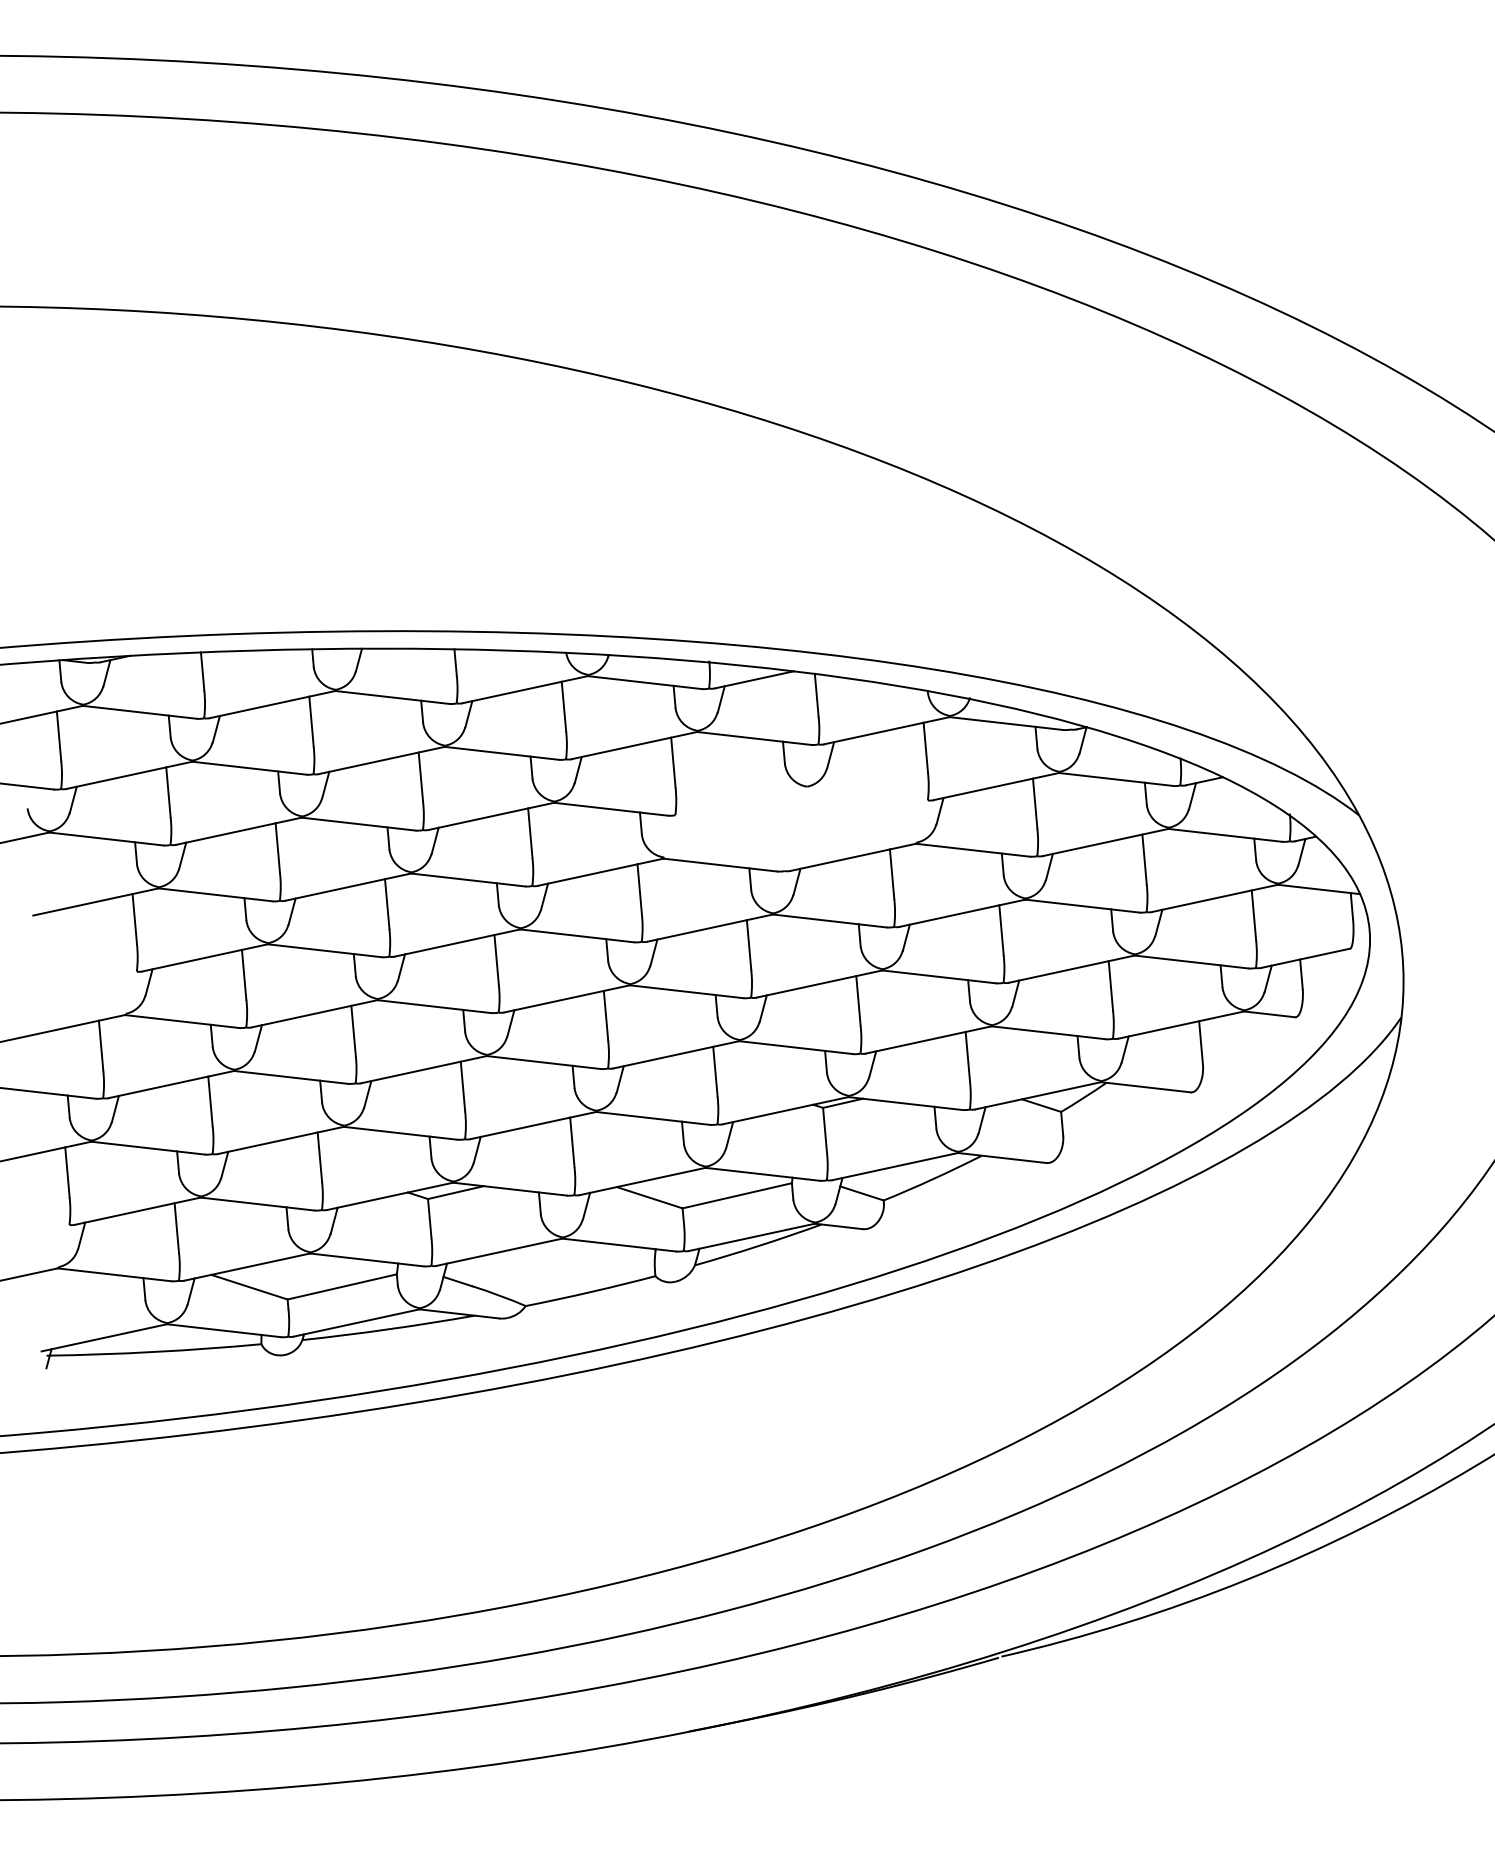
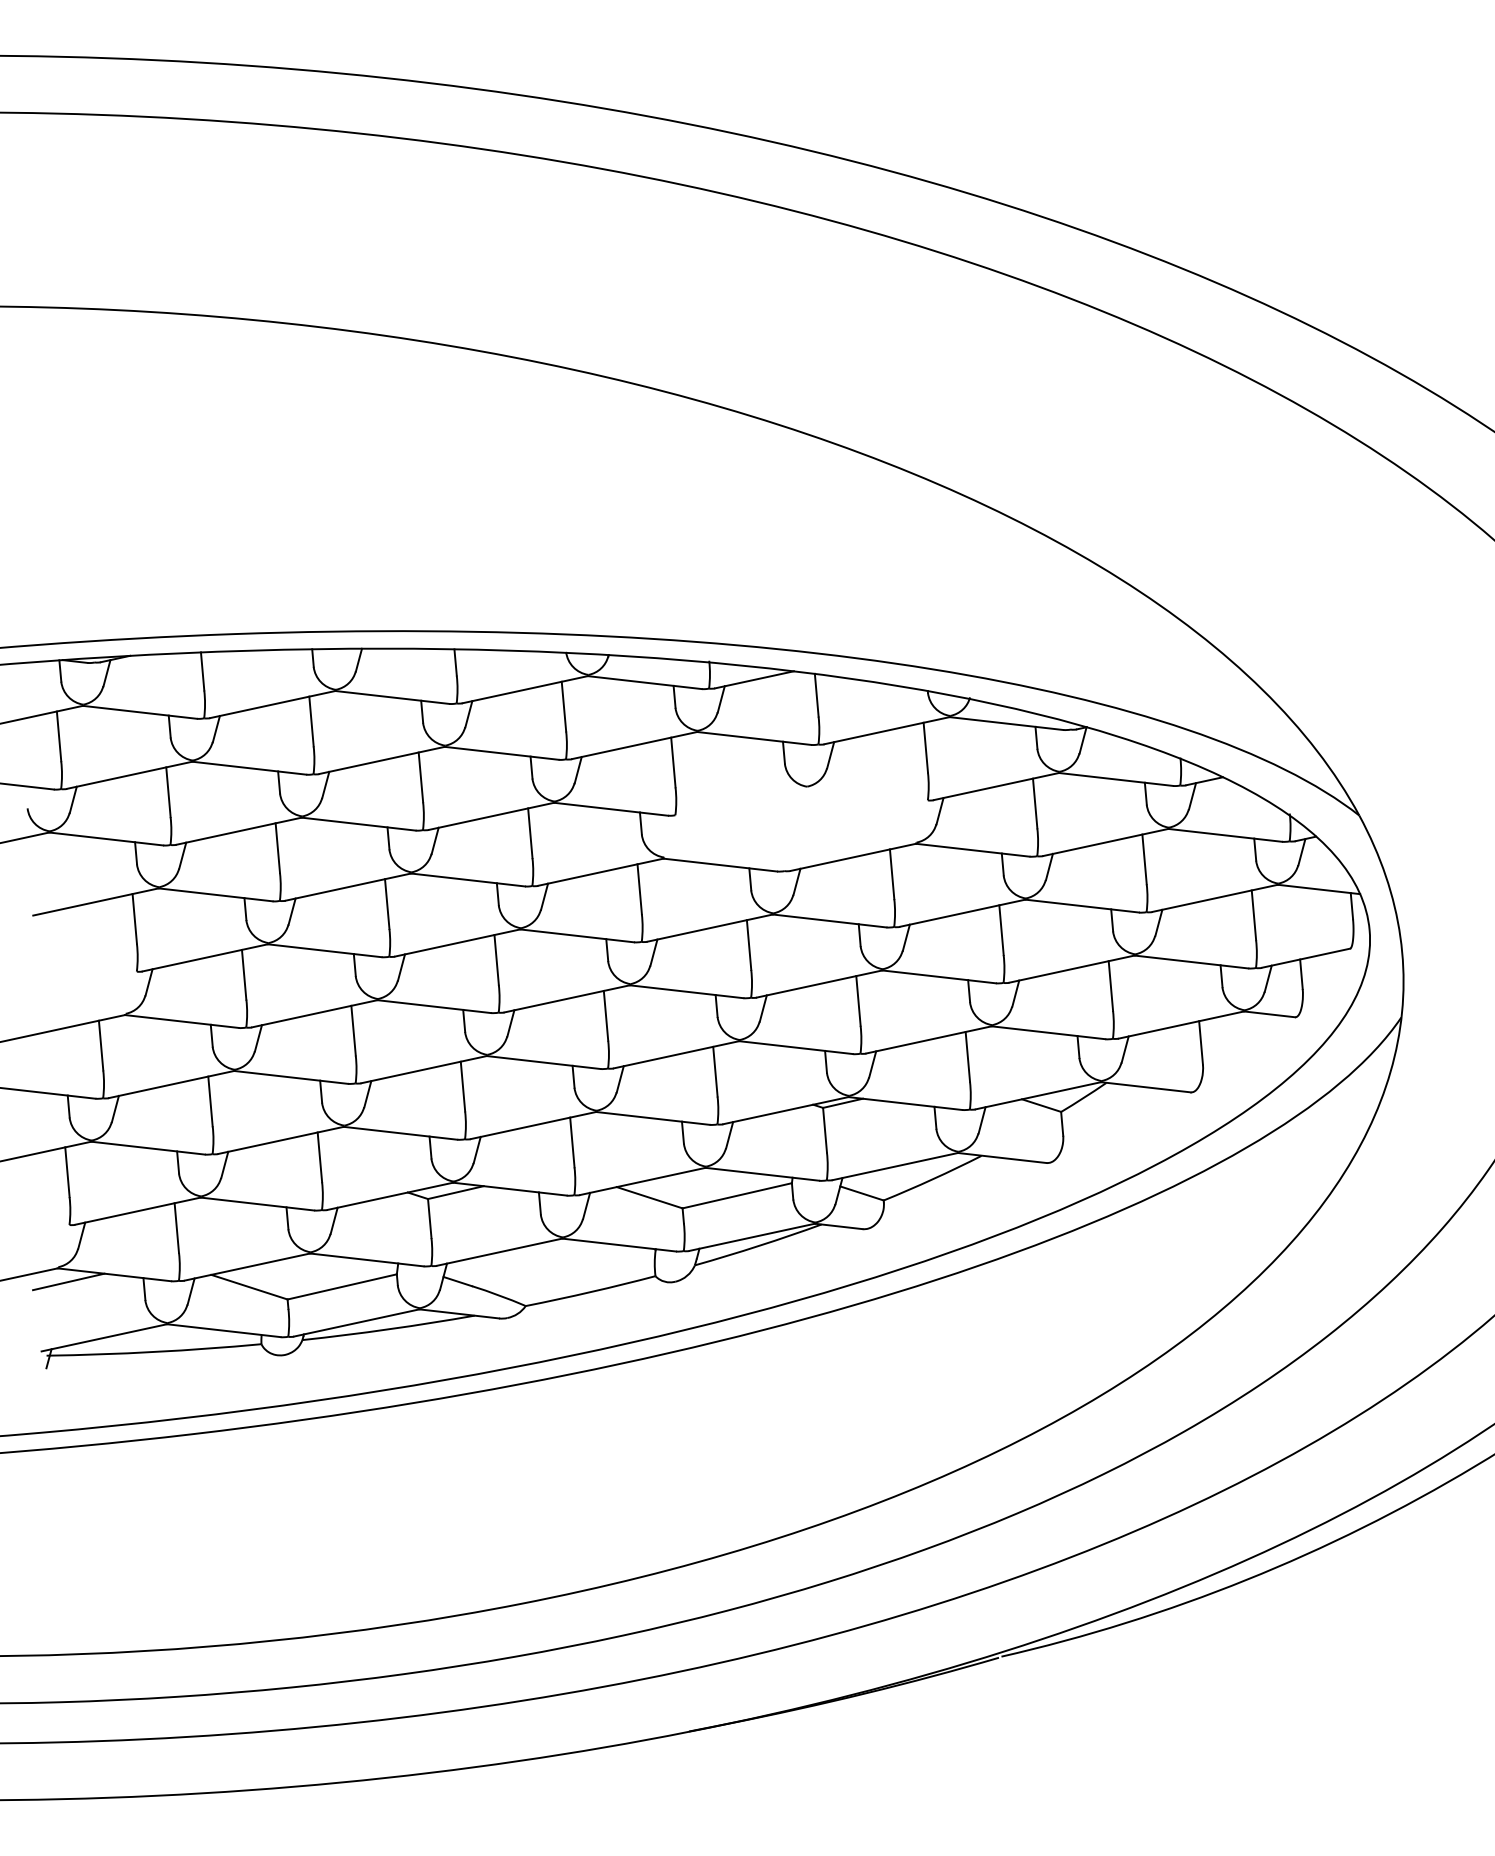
line: none -> present (68, 1281)
